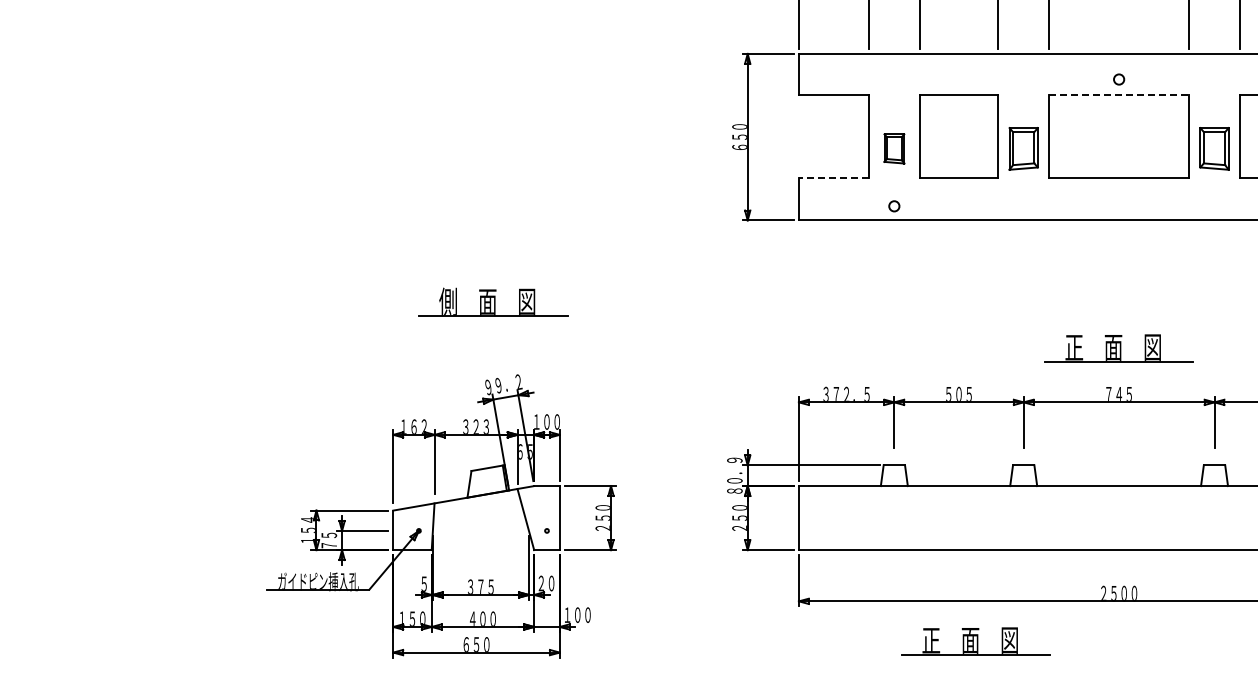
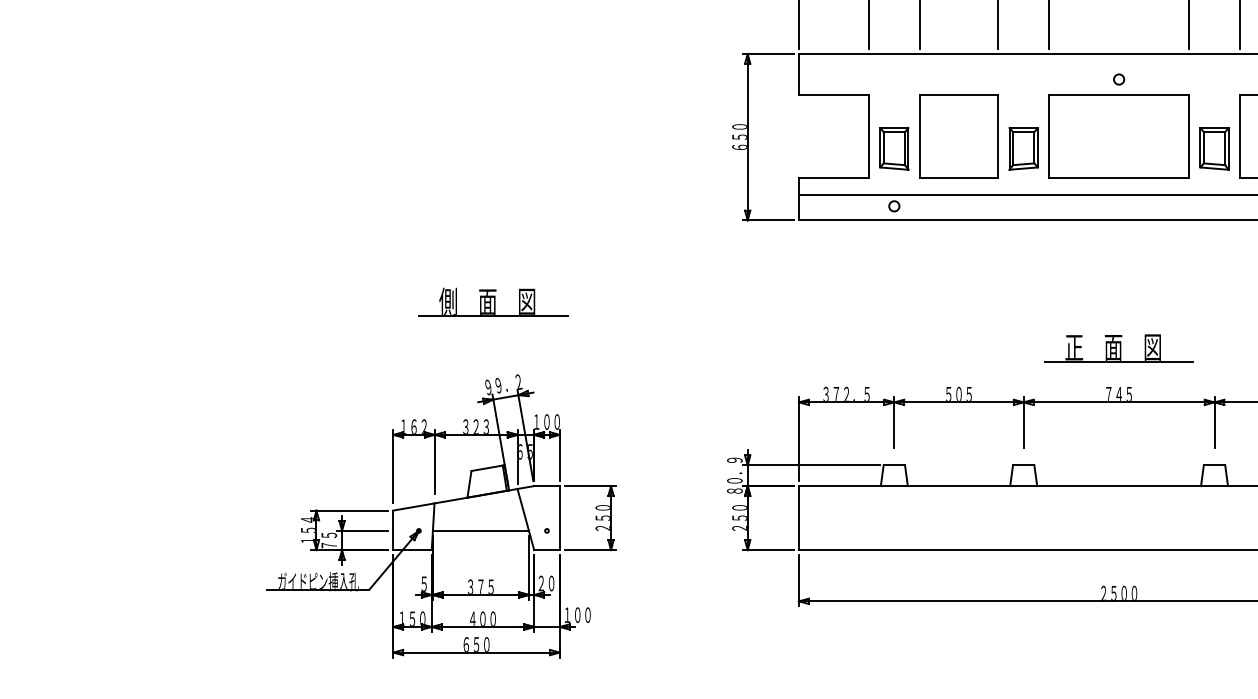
line: dashed -> solid (1119, 95)
part size: 23x32 px -> 31x44 px (894, 148)
line: dashed -> solid (833, 178)
line: none -> present (1026, 194)
line: none -> present (480, 530)
part: present -> none (975, 641)
